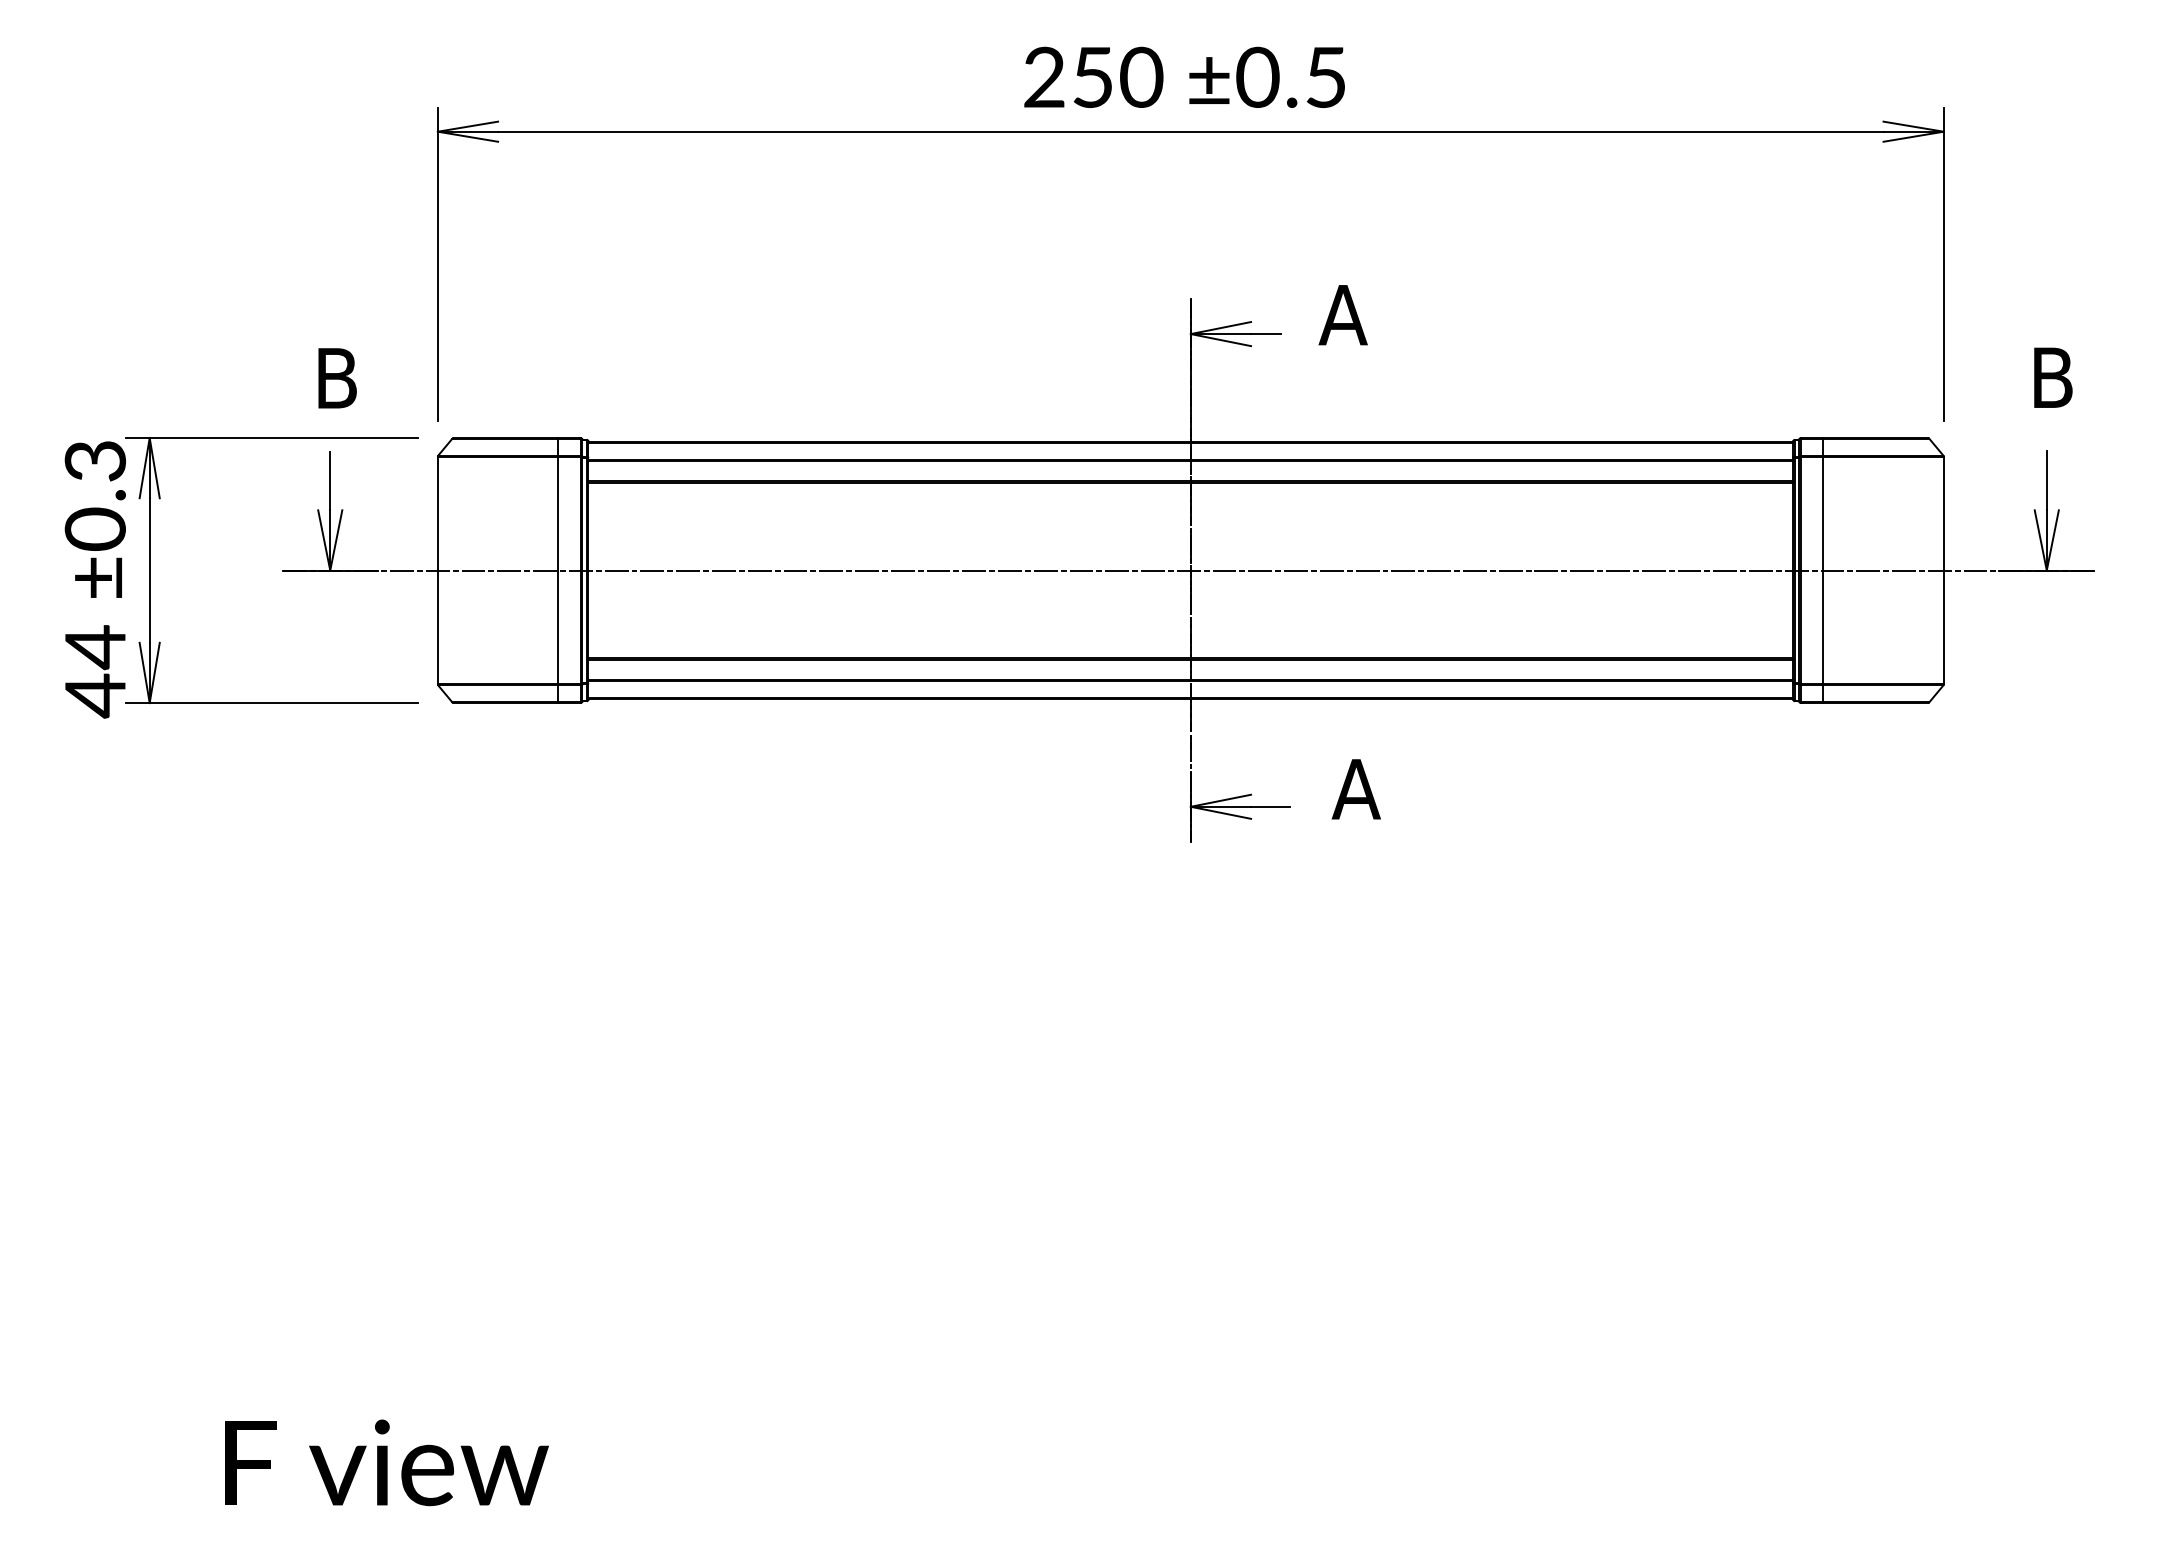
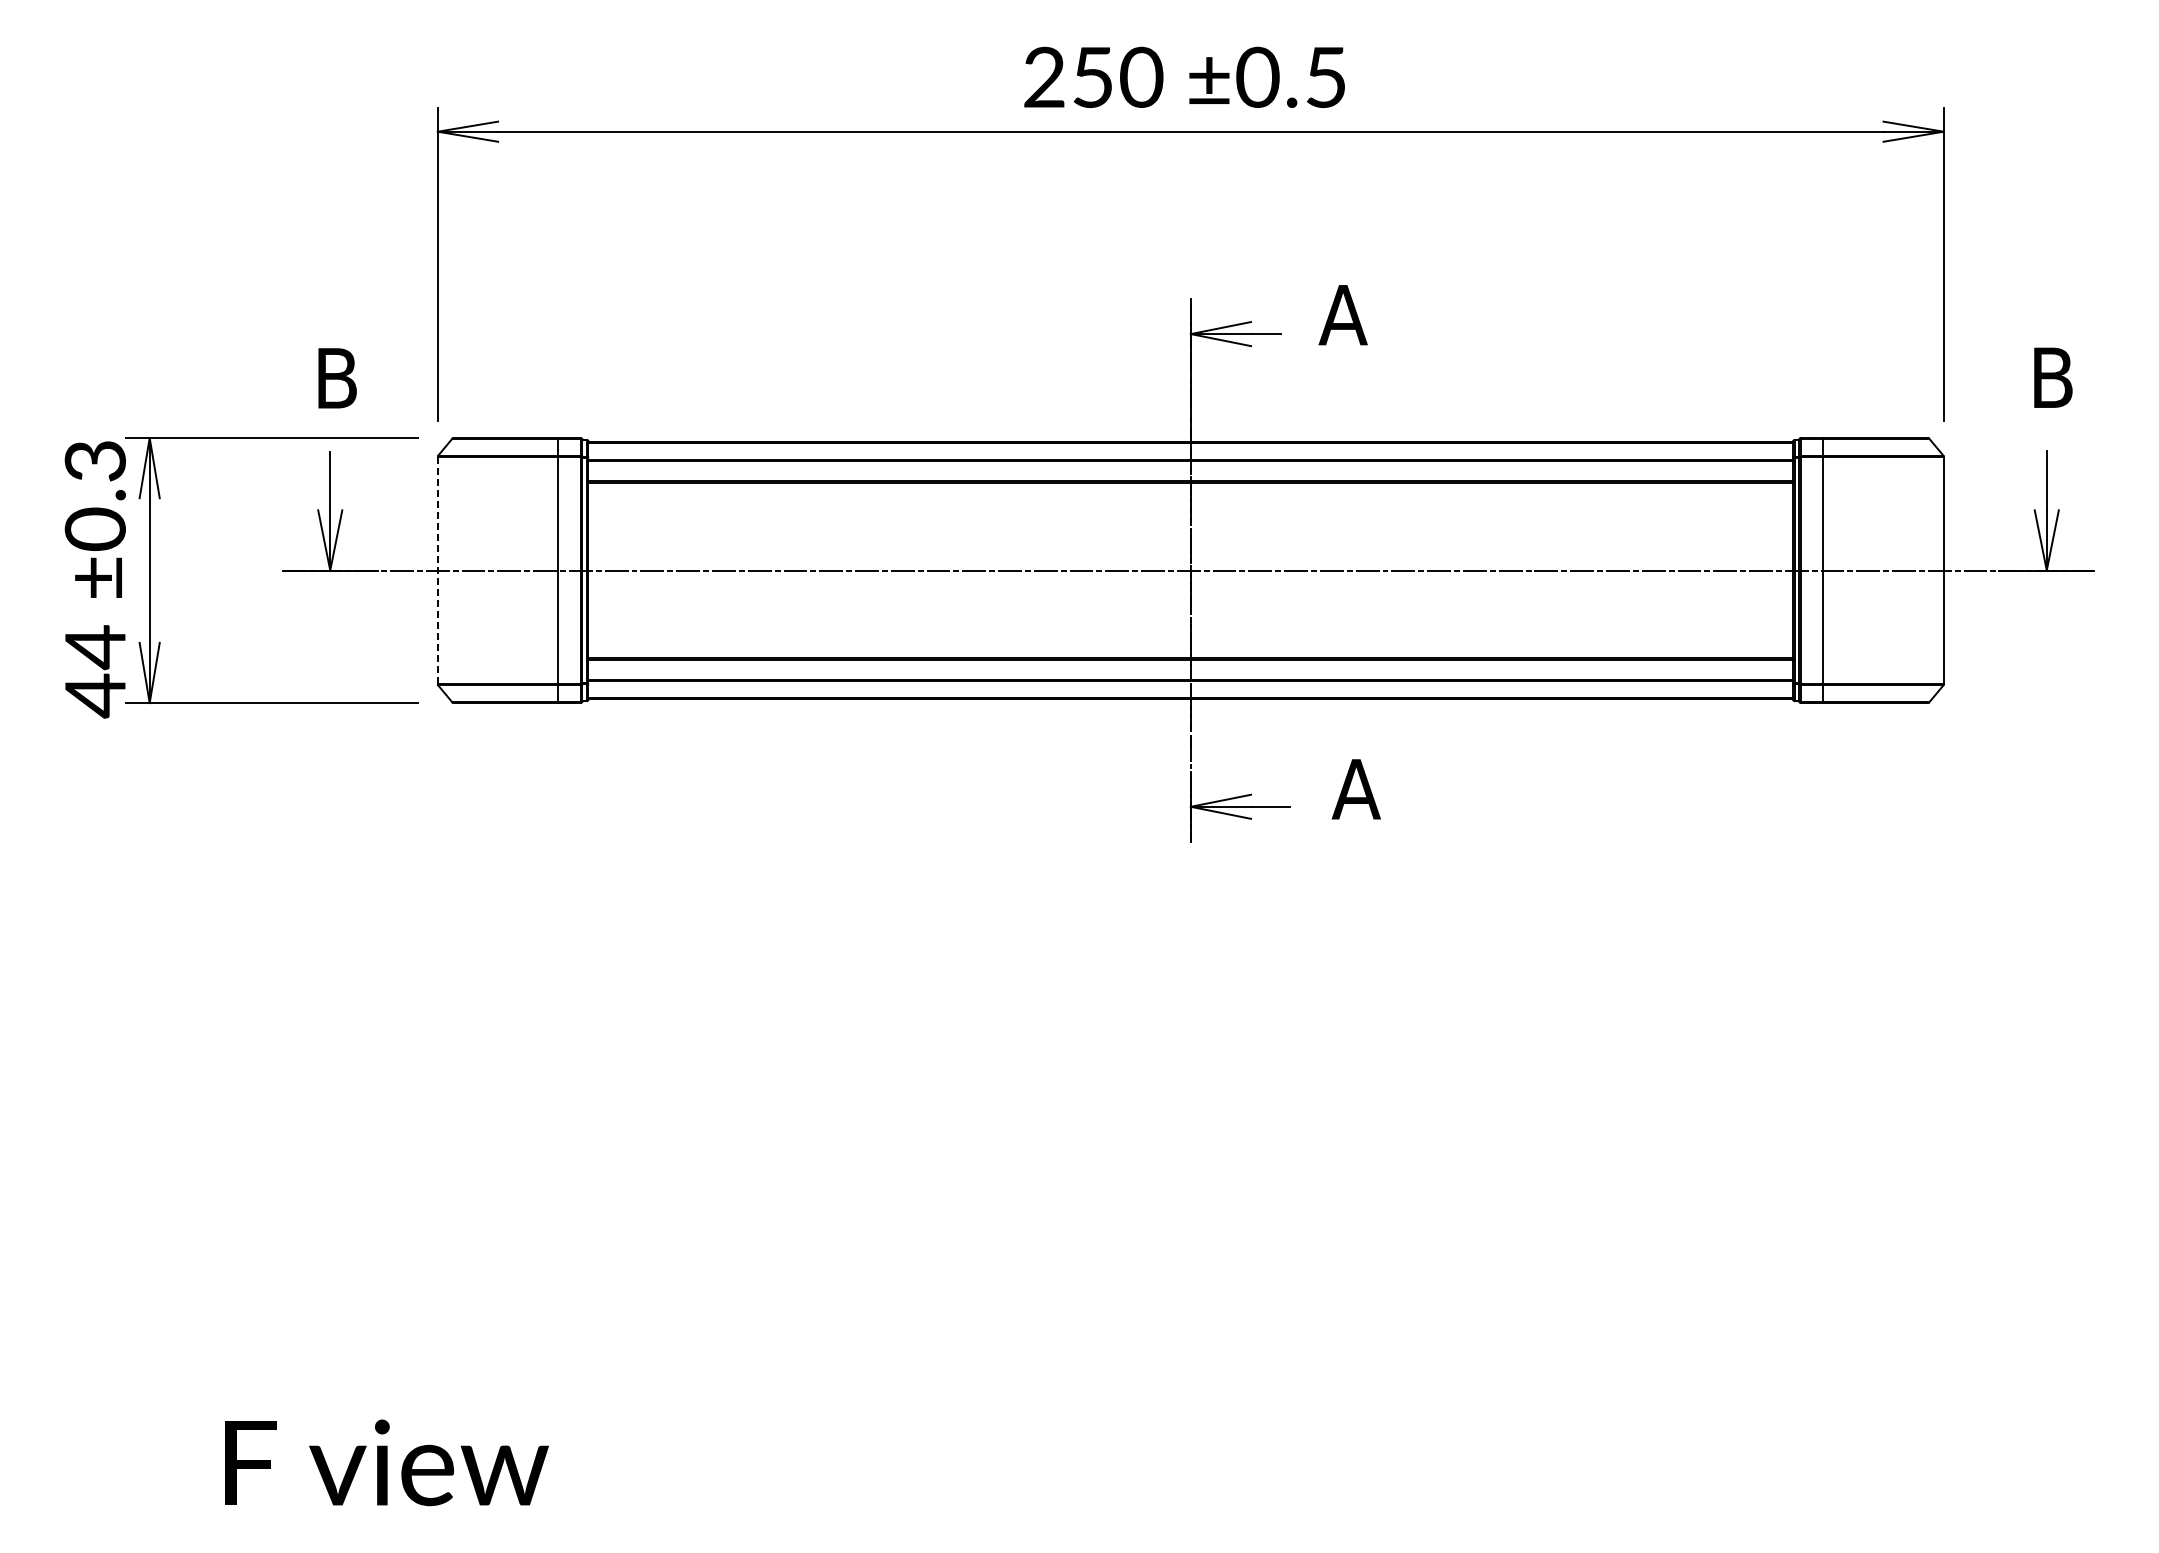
line: solid -> dashed (437, 570)
